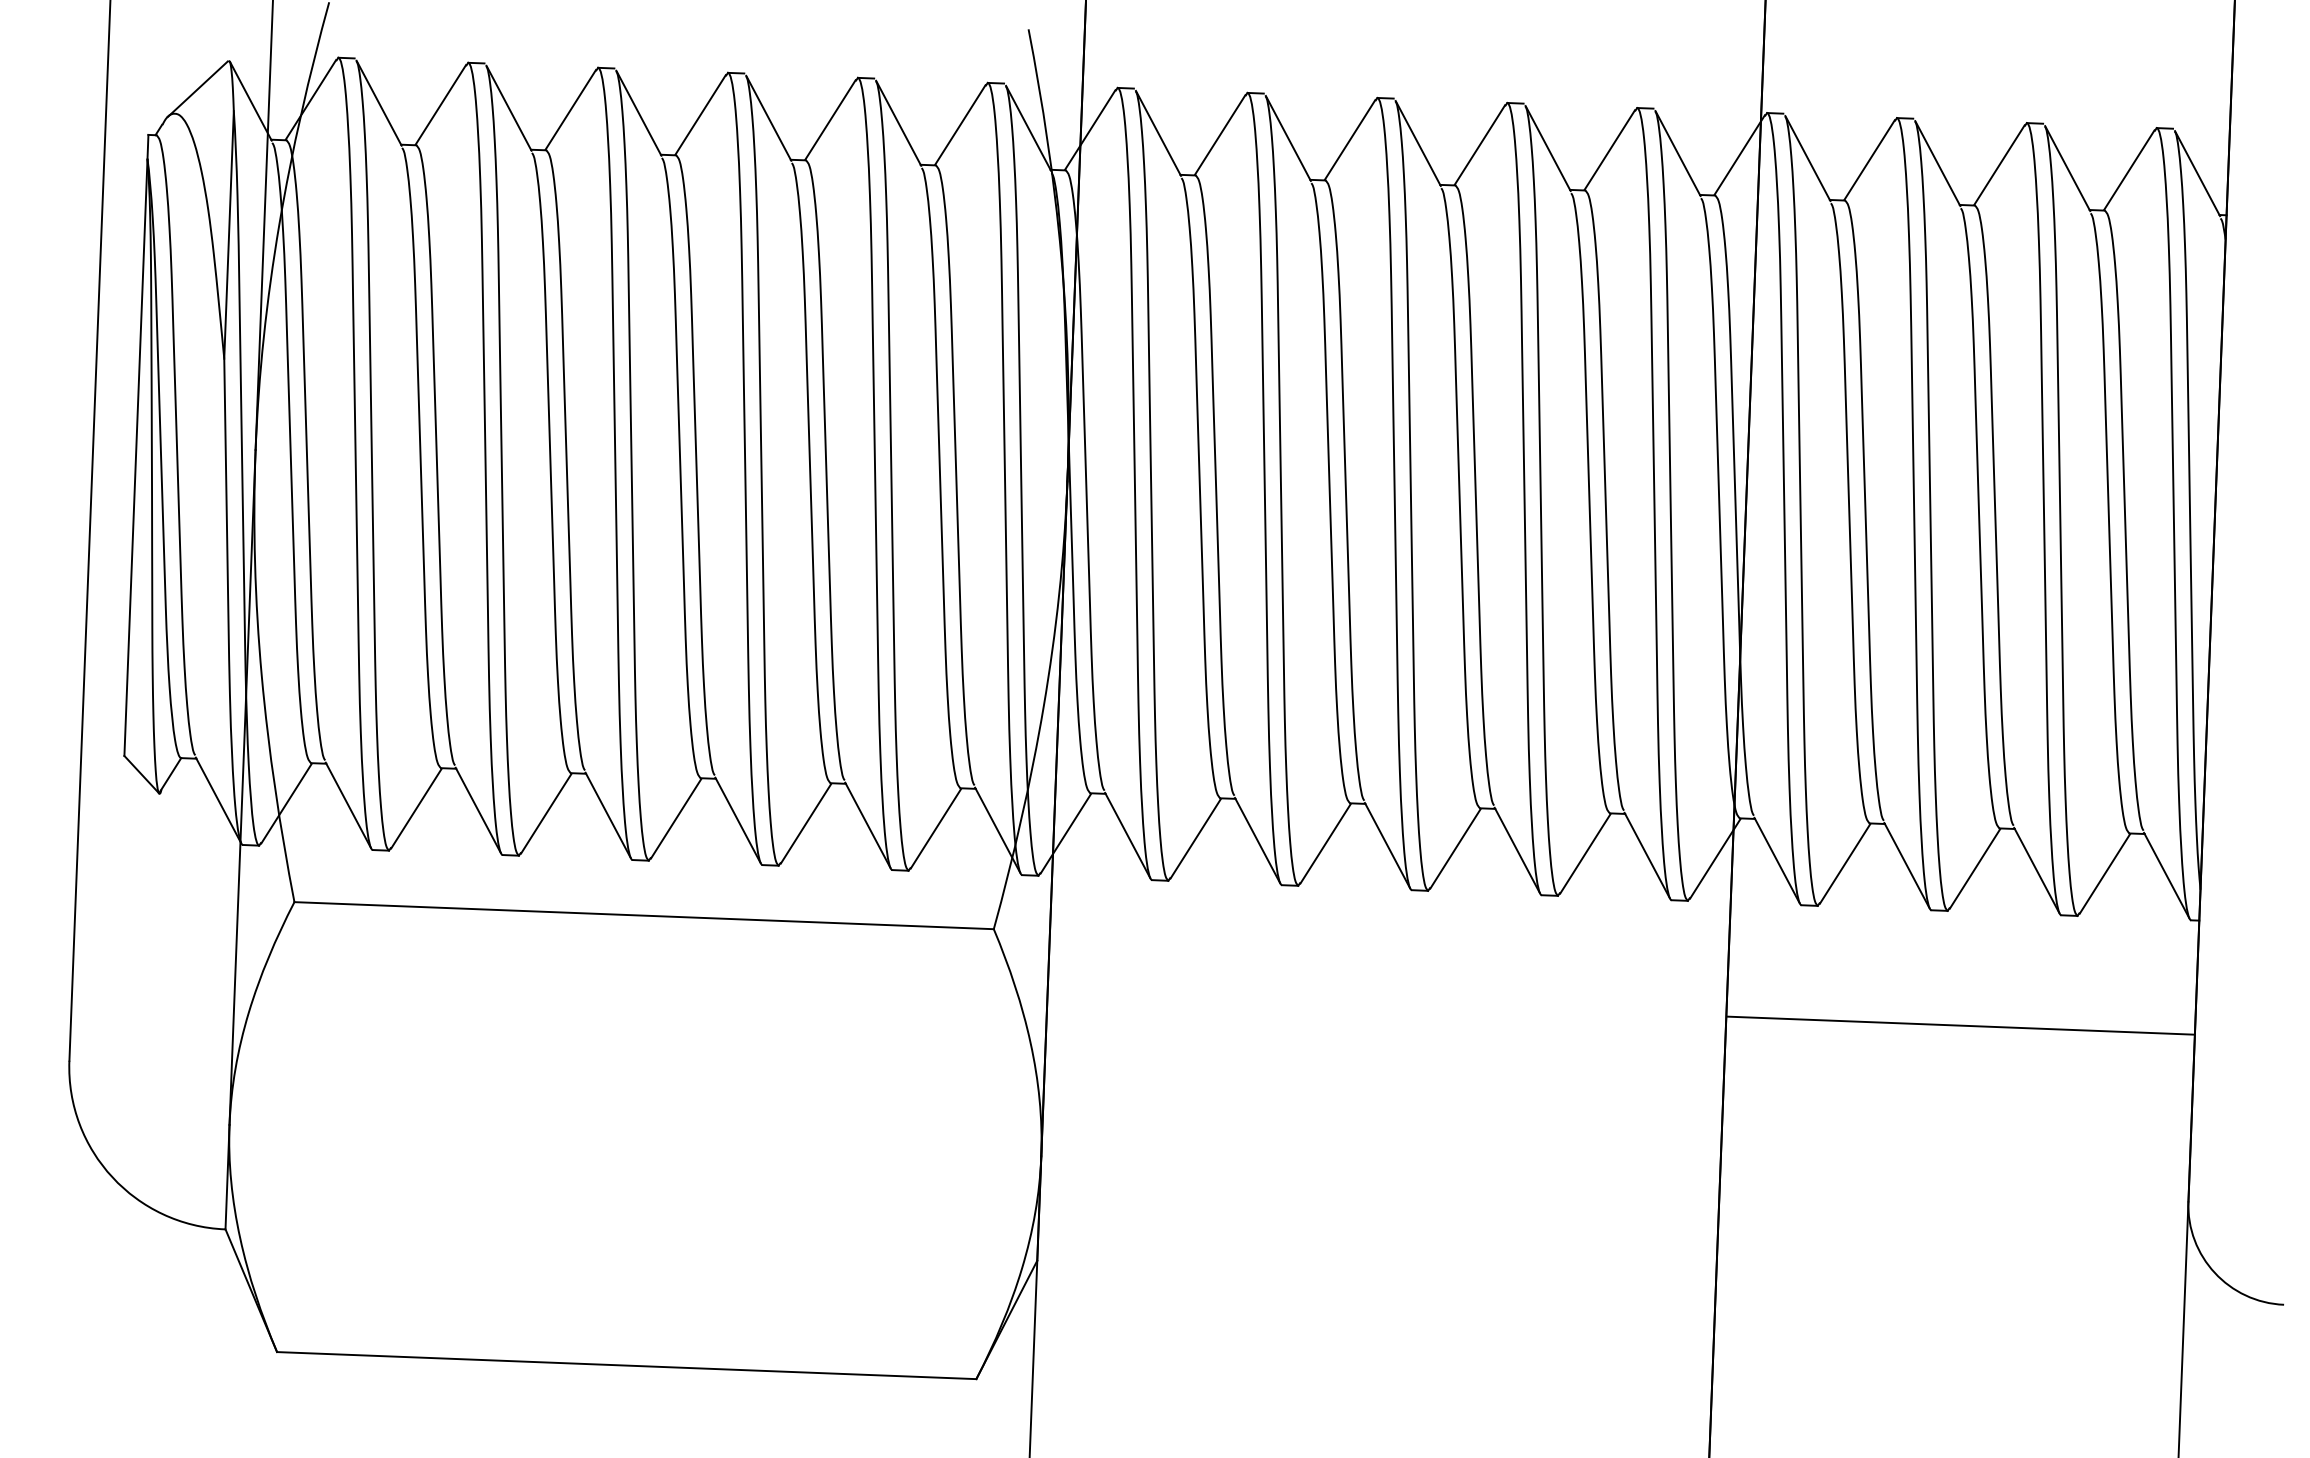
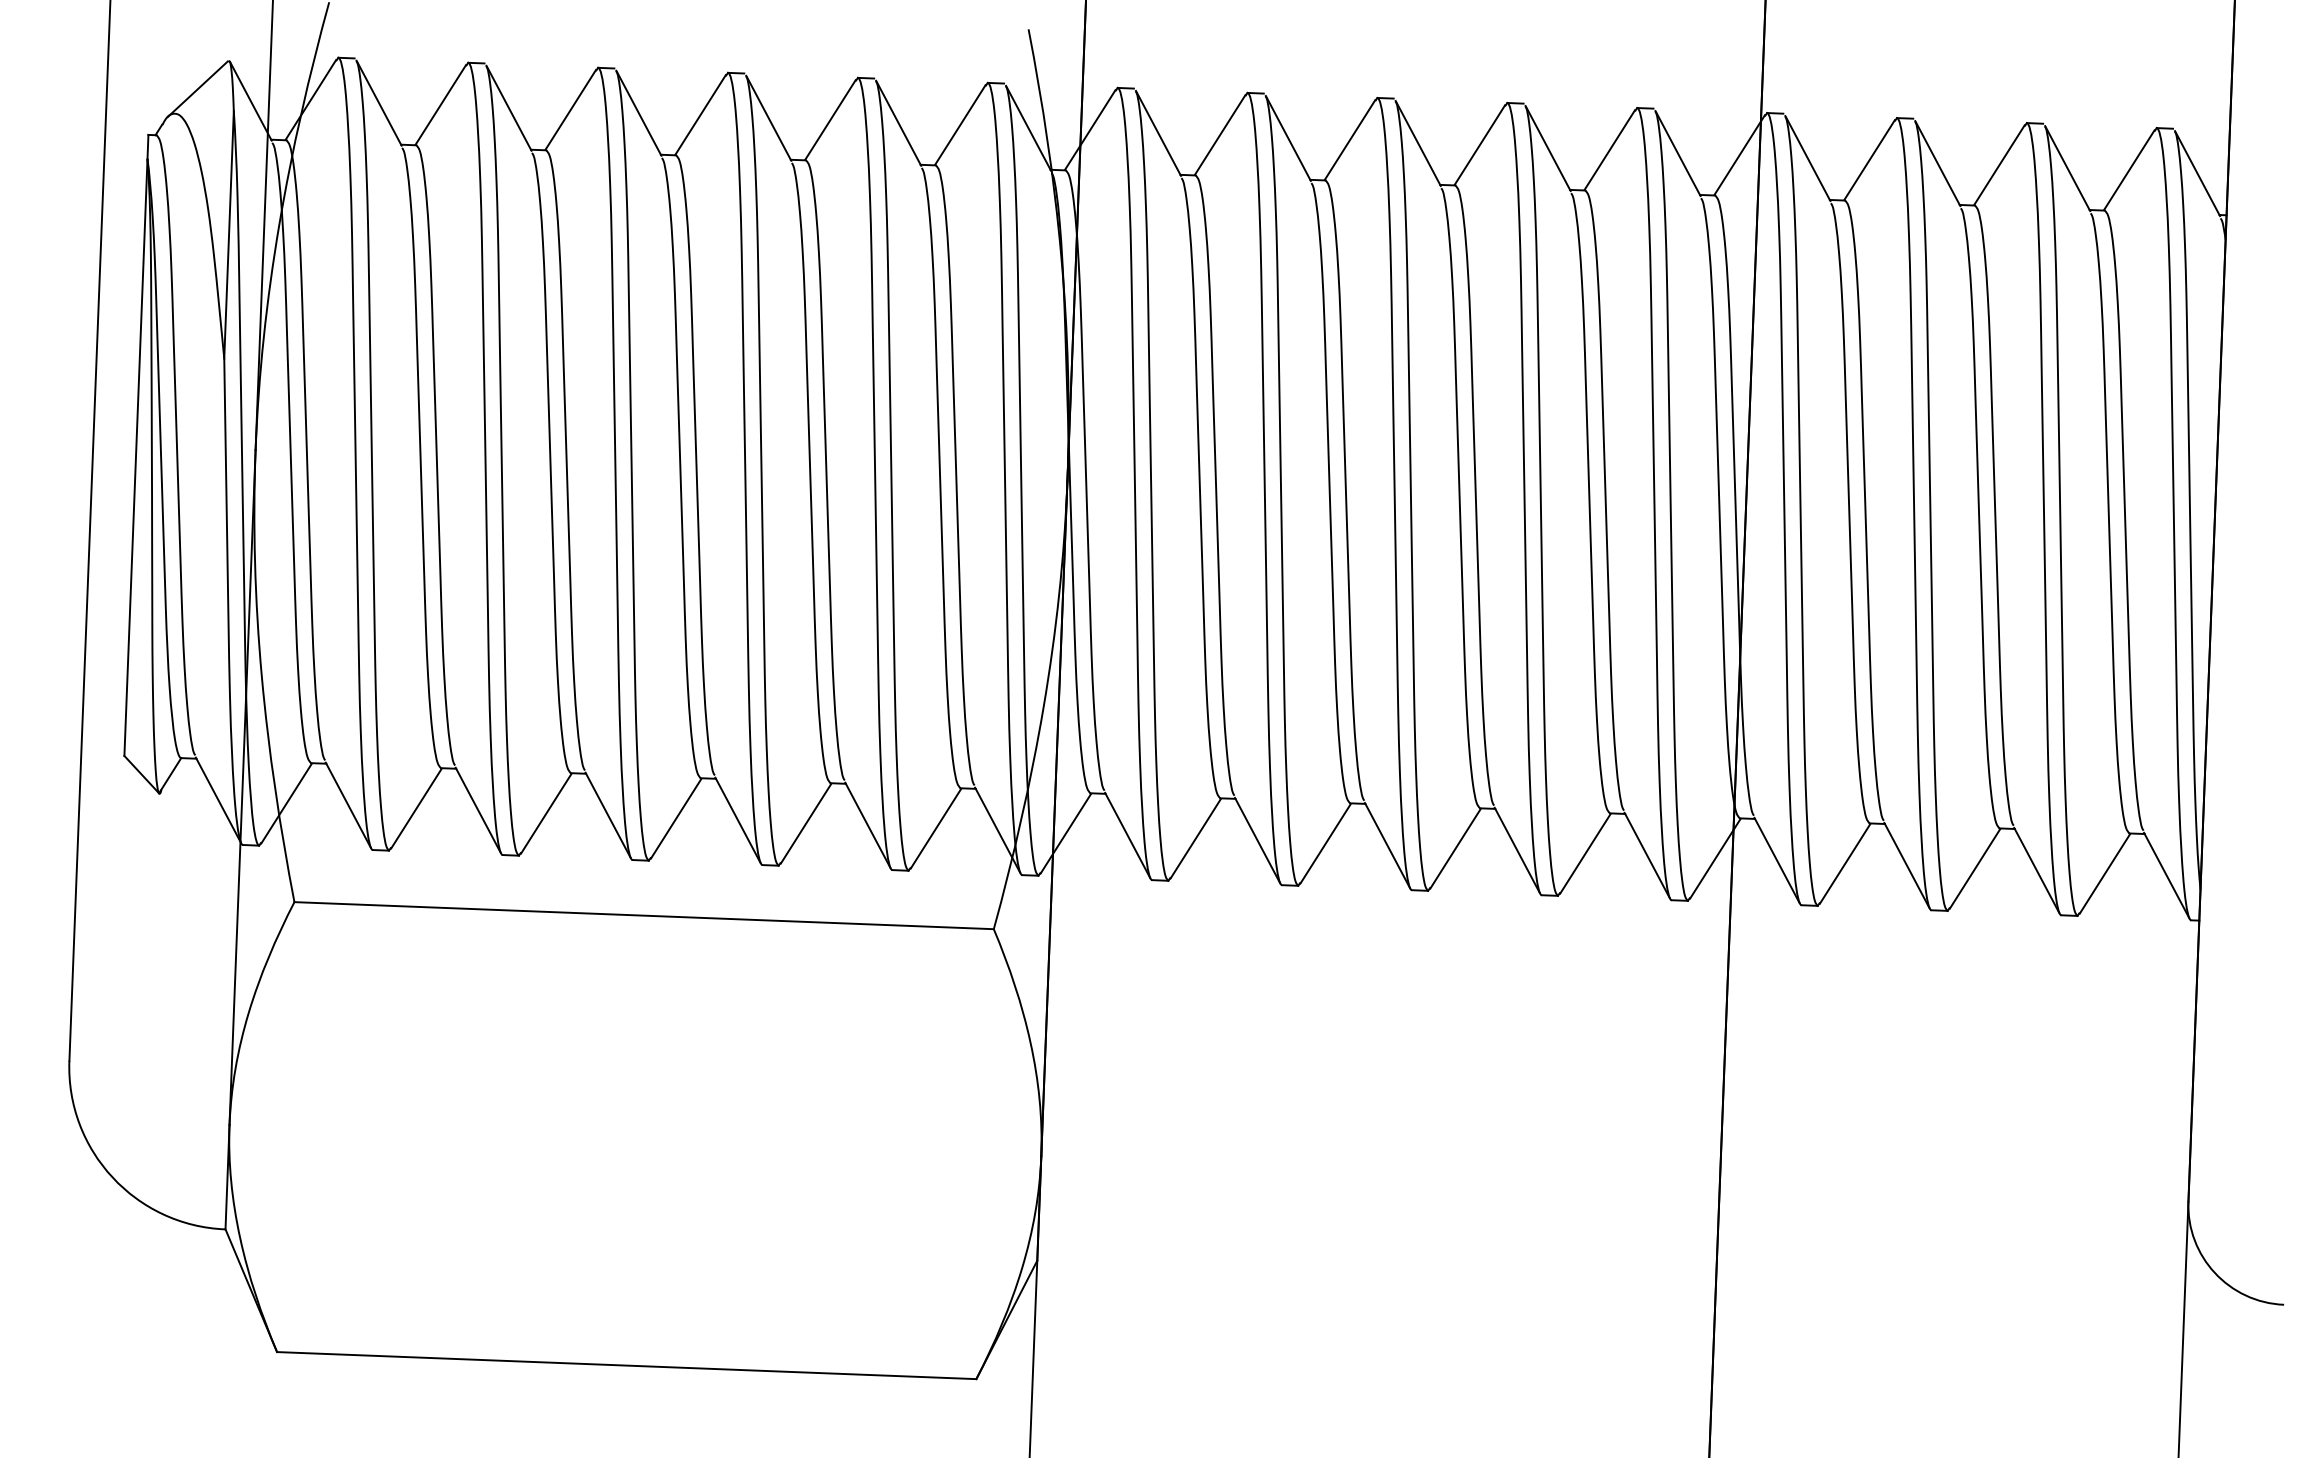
line: present -> none (1960, 1025)
